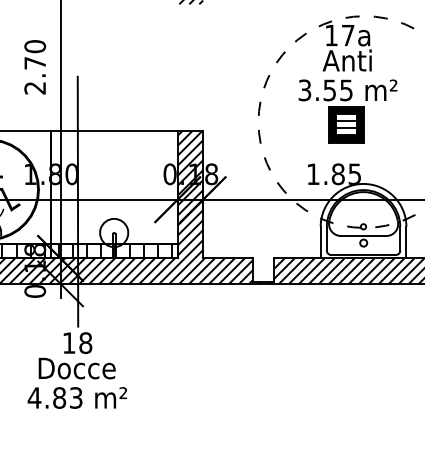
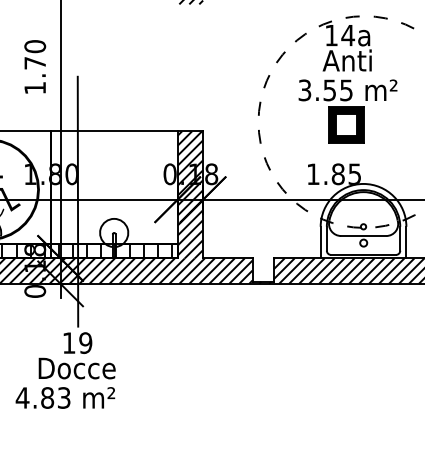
text: 17a -> 14a (347, 35)
text: 2.70 -> 1.70 (34, 88)
hatch: present -> none (346, 128)
text: 18 -> 19 (85, 342)
text position: (77, 397) -> (65, 397) (65, 397)
